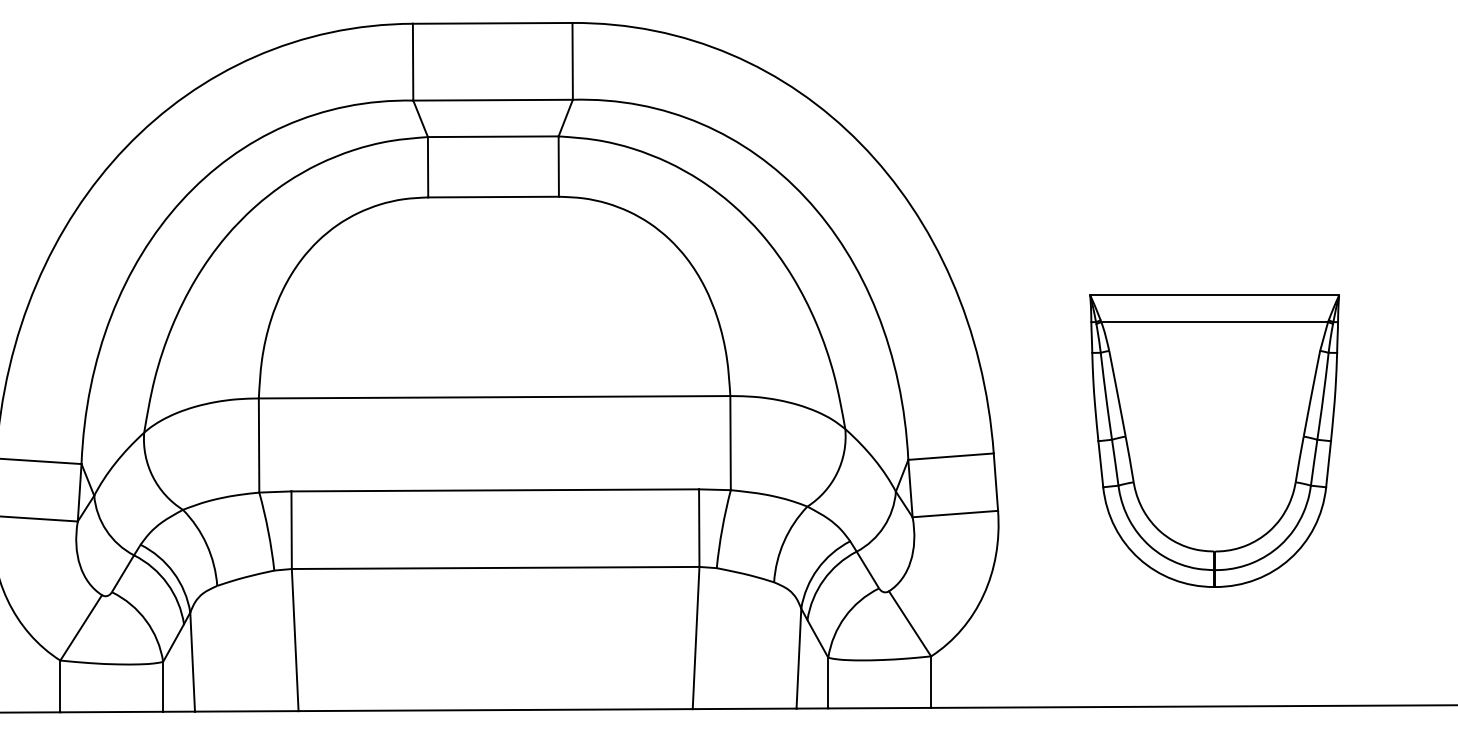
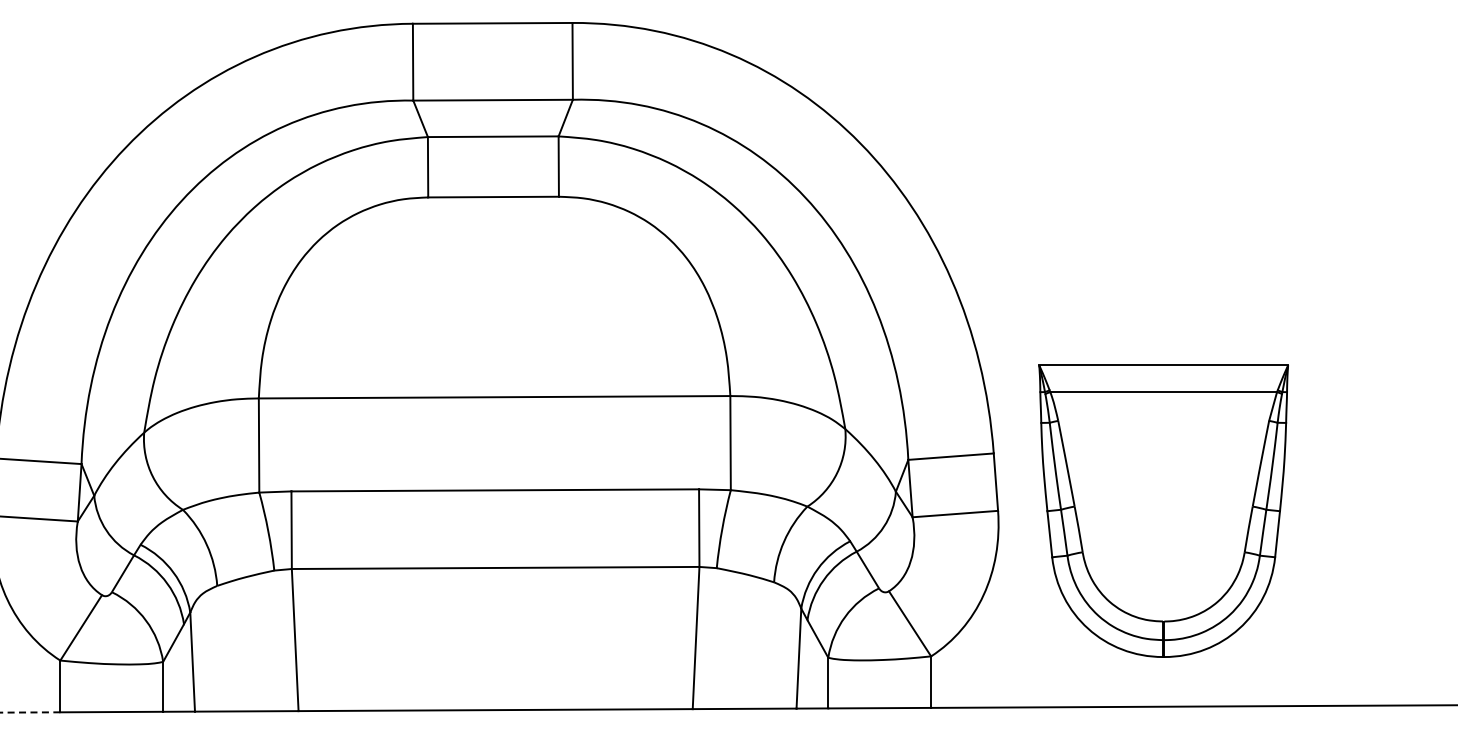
part position: (1214, 440) -> (1163, 510) (1163, 510)
line: solid -> dashed (30, 712)
